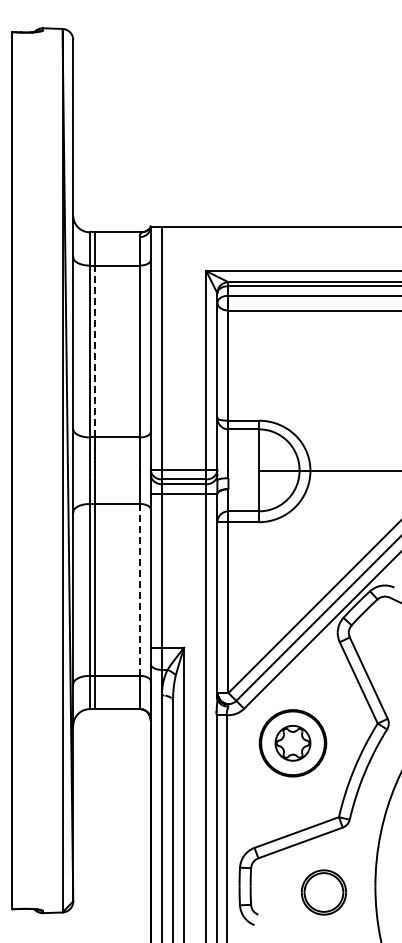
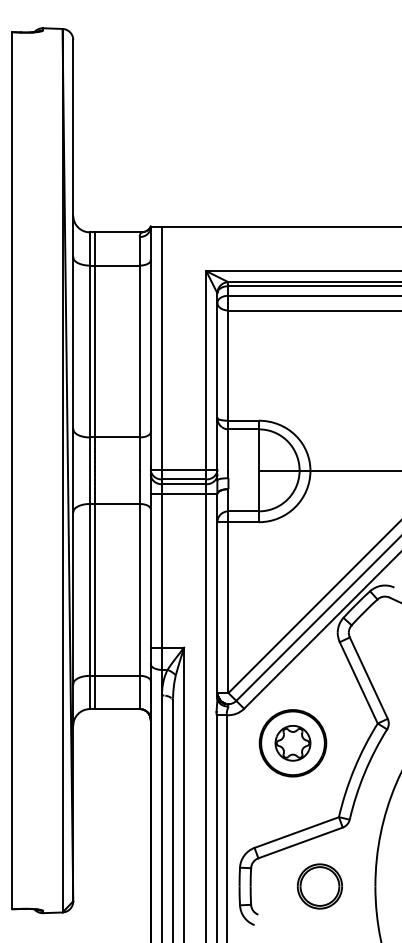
line: dashed -> solid (95, 351)
line: dashed -> solid (139, 589)
part position: (323, 892) -> (319, 886) (319, 886)
